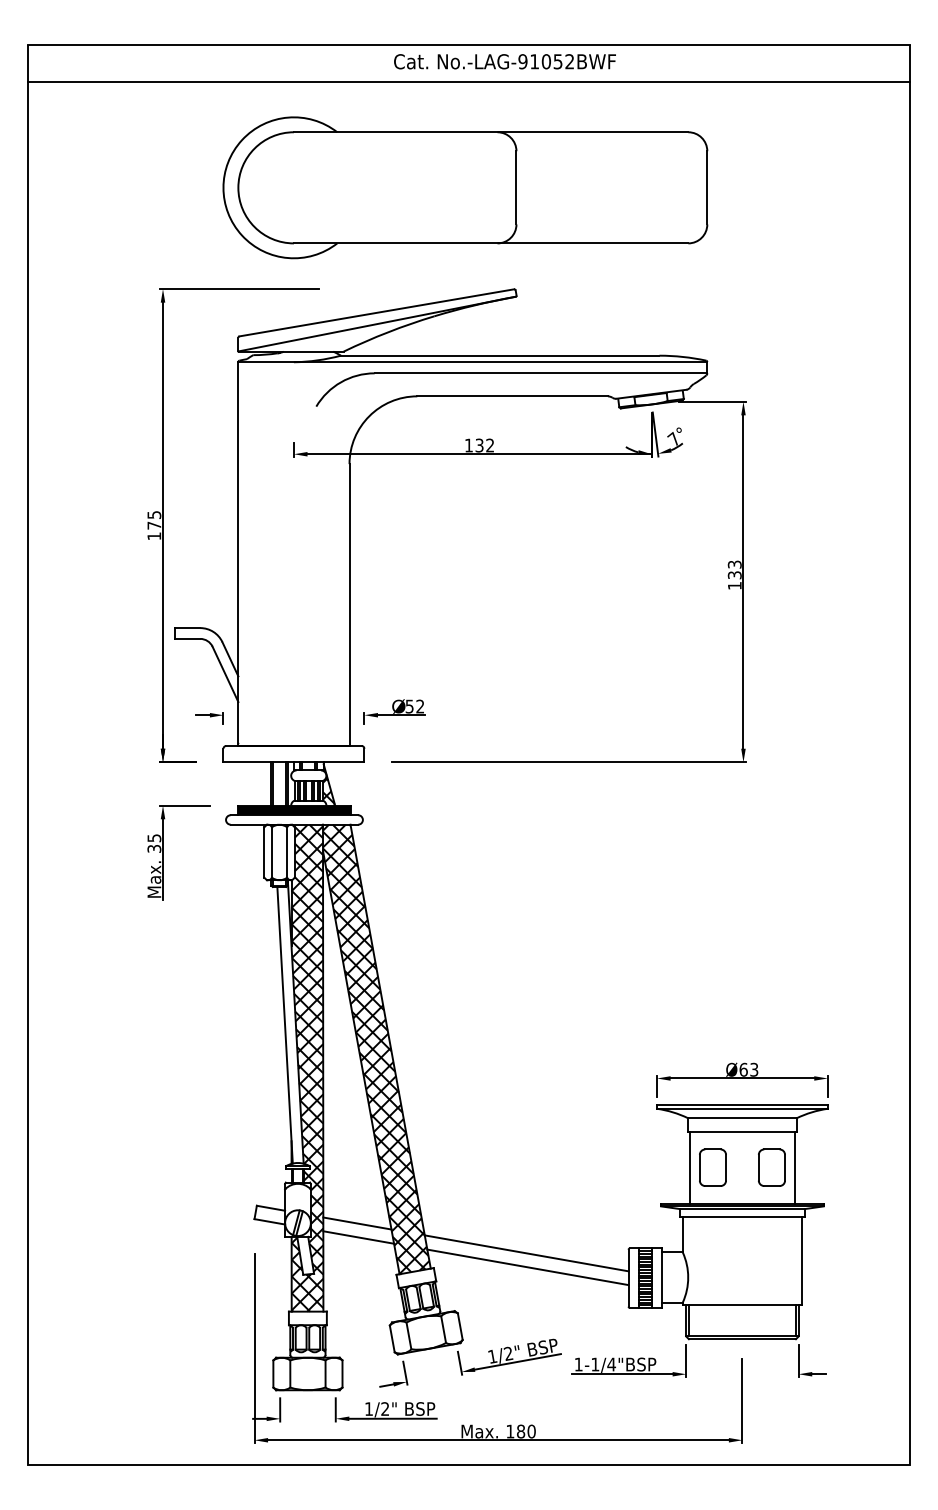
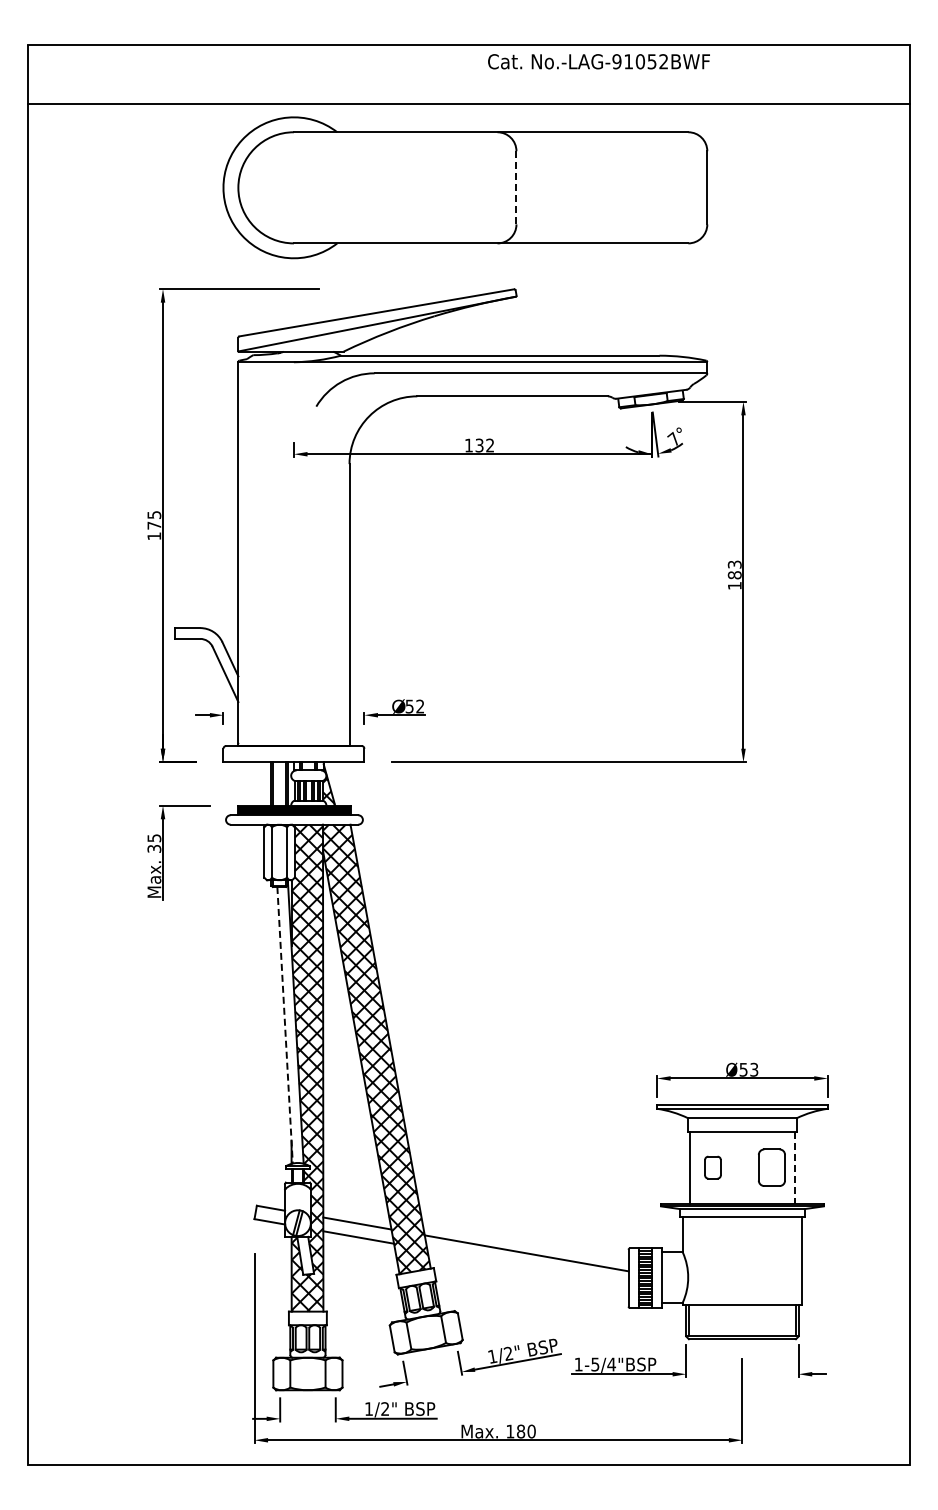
text position: (504, 61) -> (598, 61) (598, 61)
line position: (468, 81) -> (468, 103) (468, 103)
line: solid -> dashed (516, 187)
text: 133 -> 183 (734, 575)
line: solid -> dashed (285, 1025)
text: Ø63 -> Ø53 (743, 1069)
part size: 28x39 px -> 18x25 px (712, 1167)
line: solid -> dashed (794, 1167)
line: present -> none (527, 1267)
text: 1-1/4"BSP -> 1-5/4"BSP (595, 1364)
